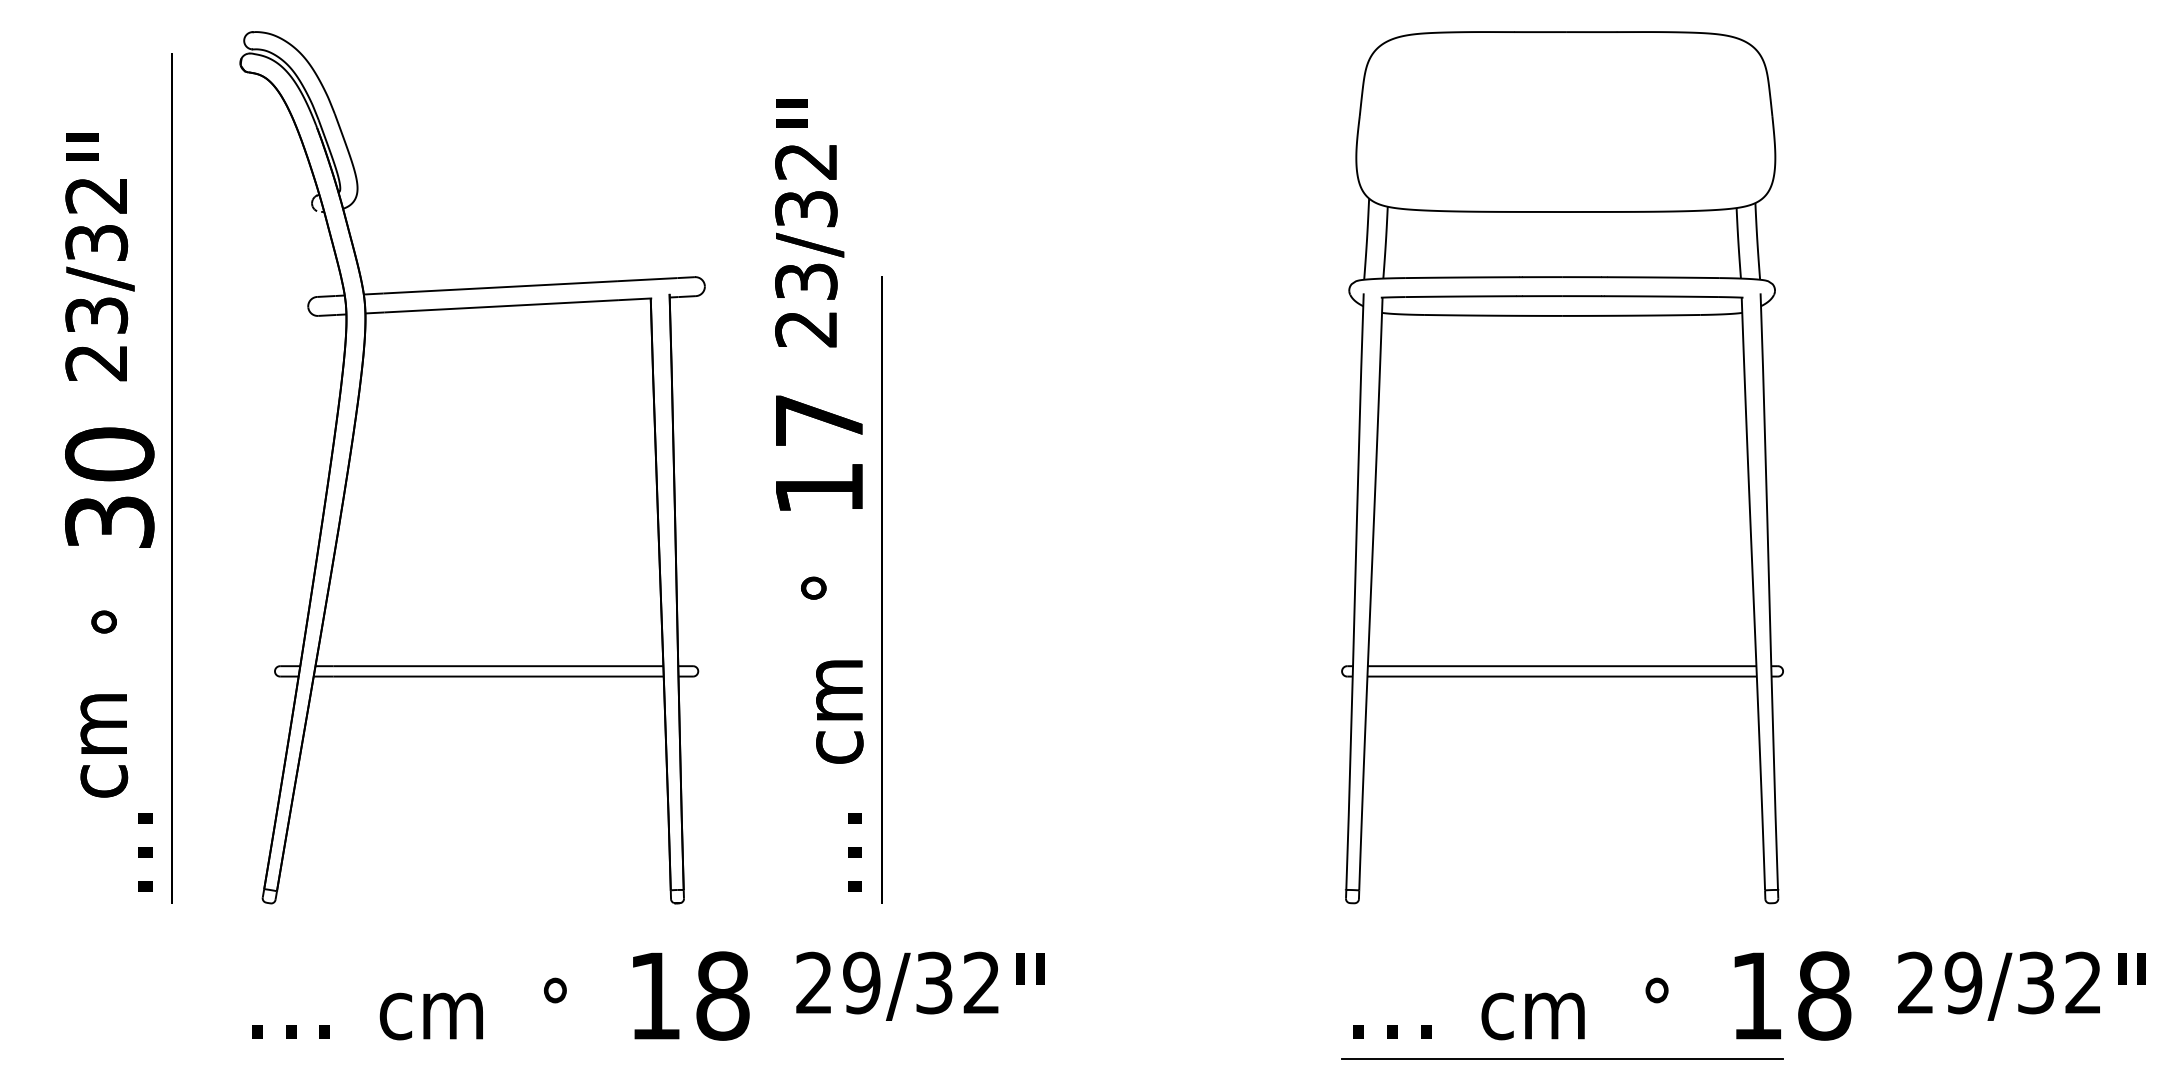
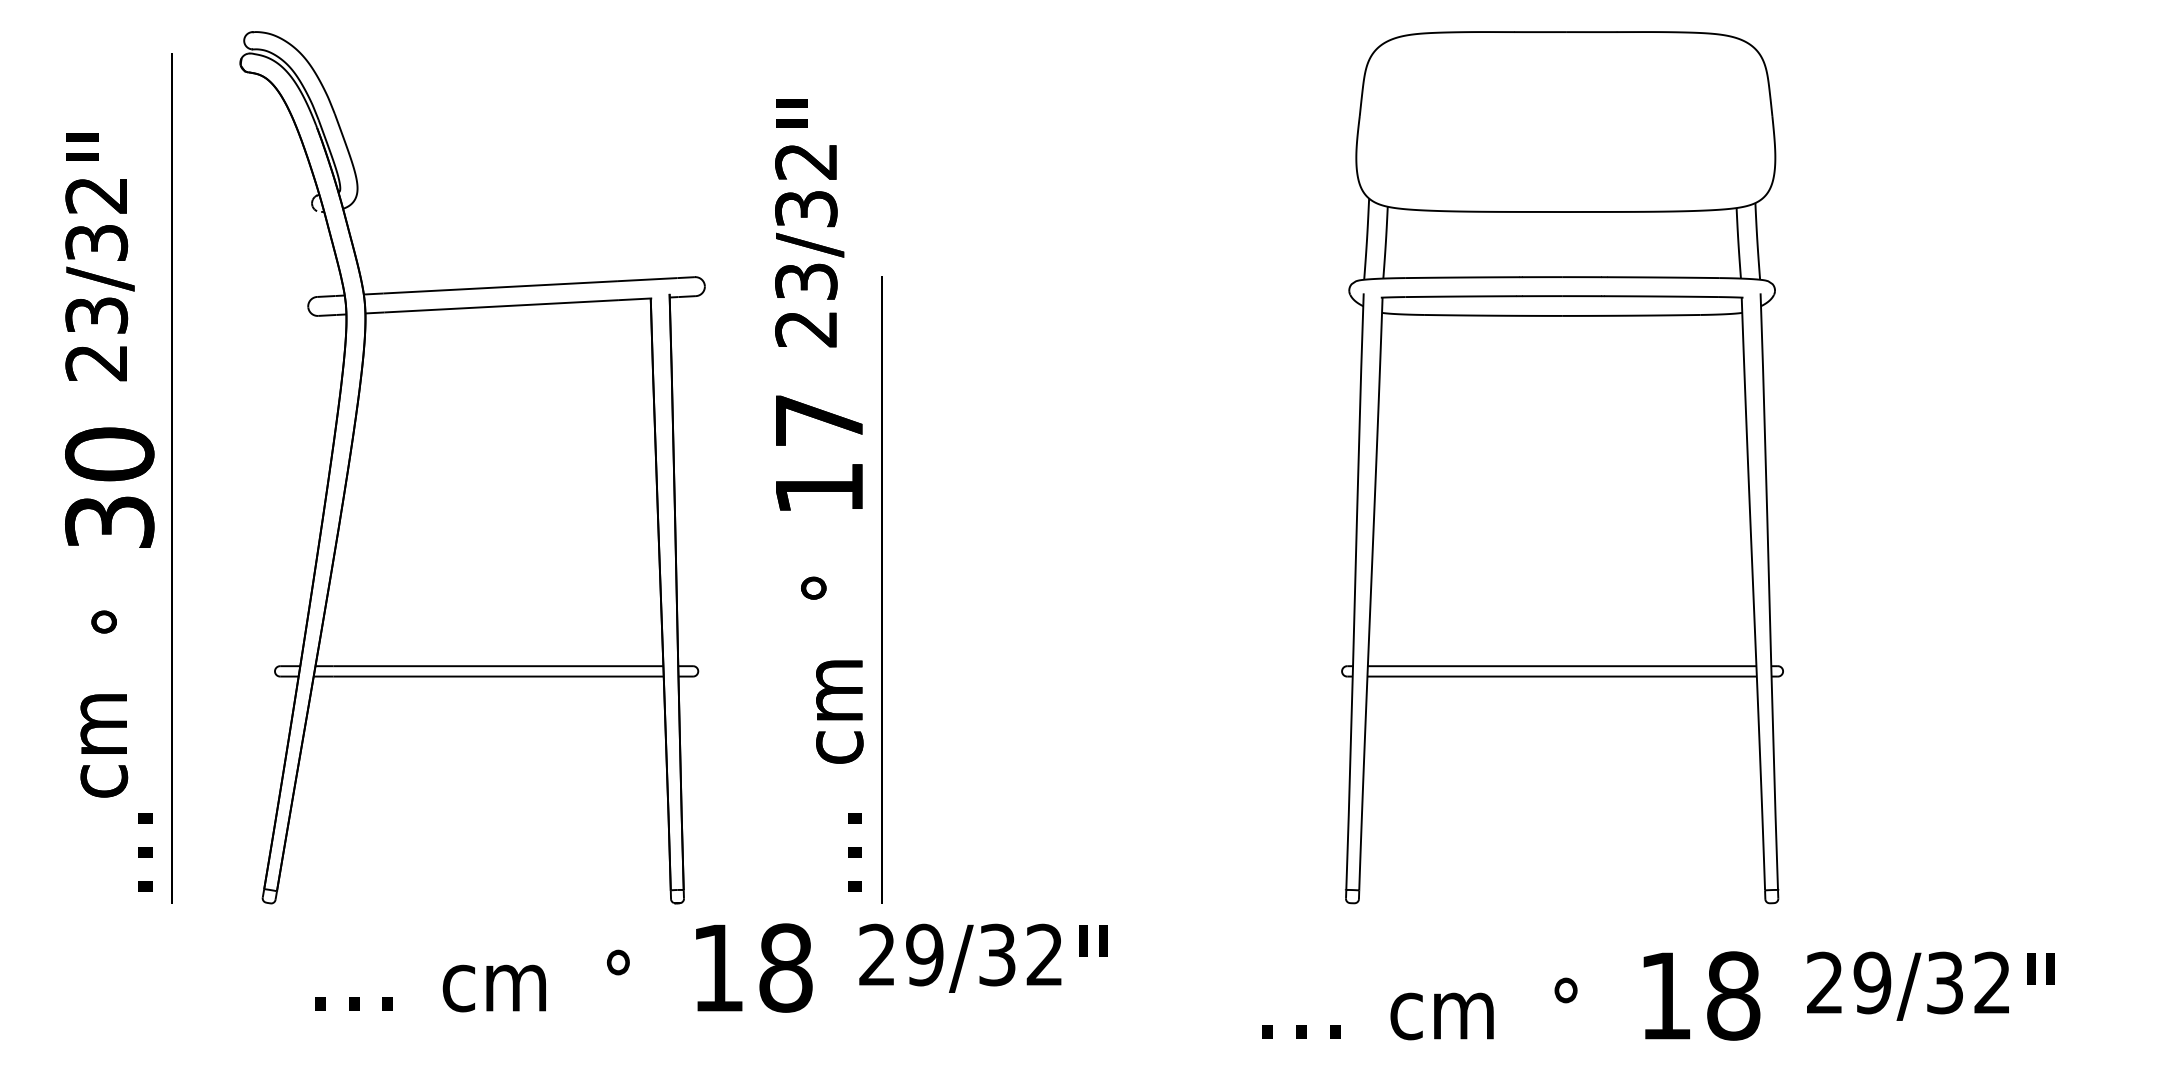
text position: (648, 995) -> (711, 967) (711, 967)
text position: (1749, 995) -> (1658, 995) (1658, 995)
line: present -> none (1562, 1058)
